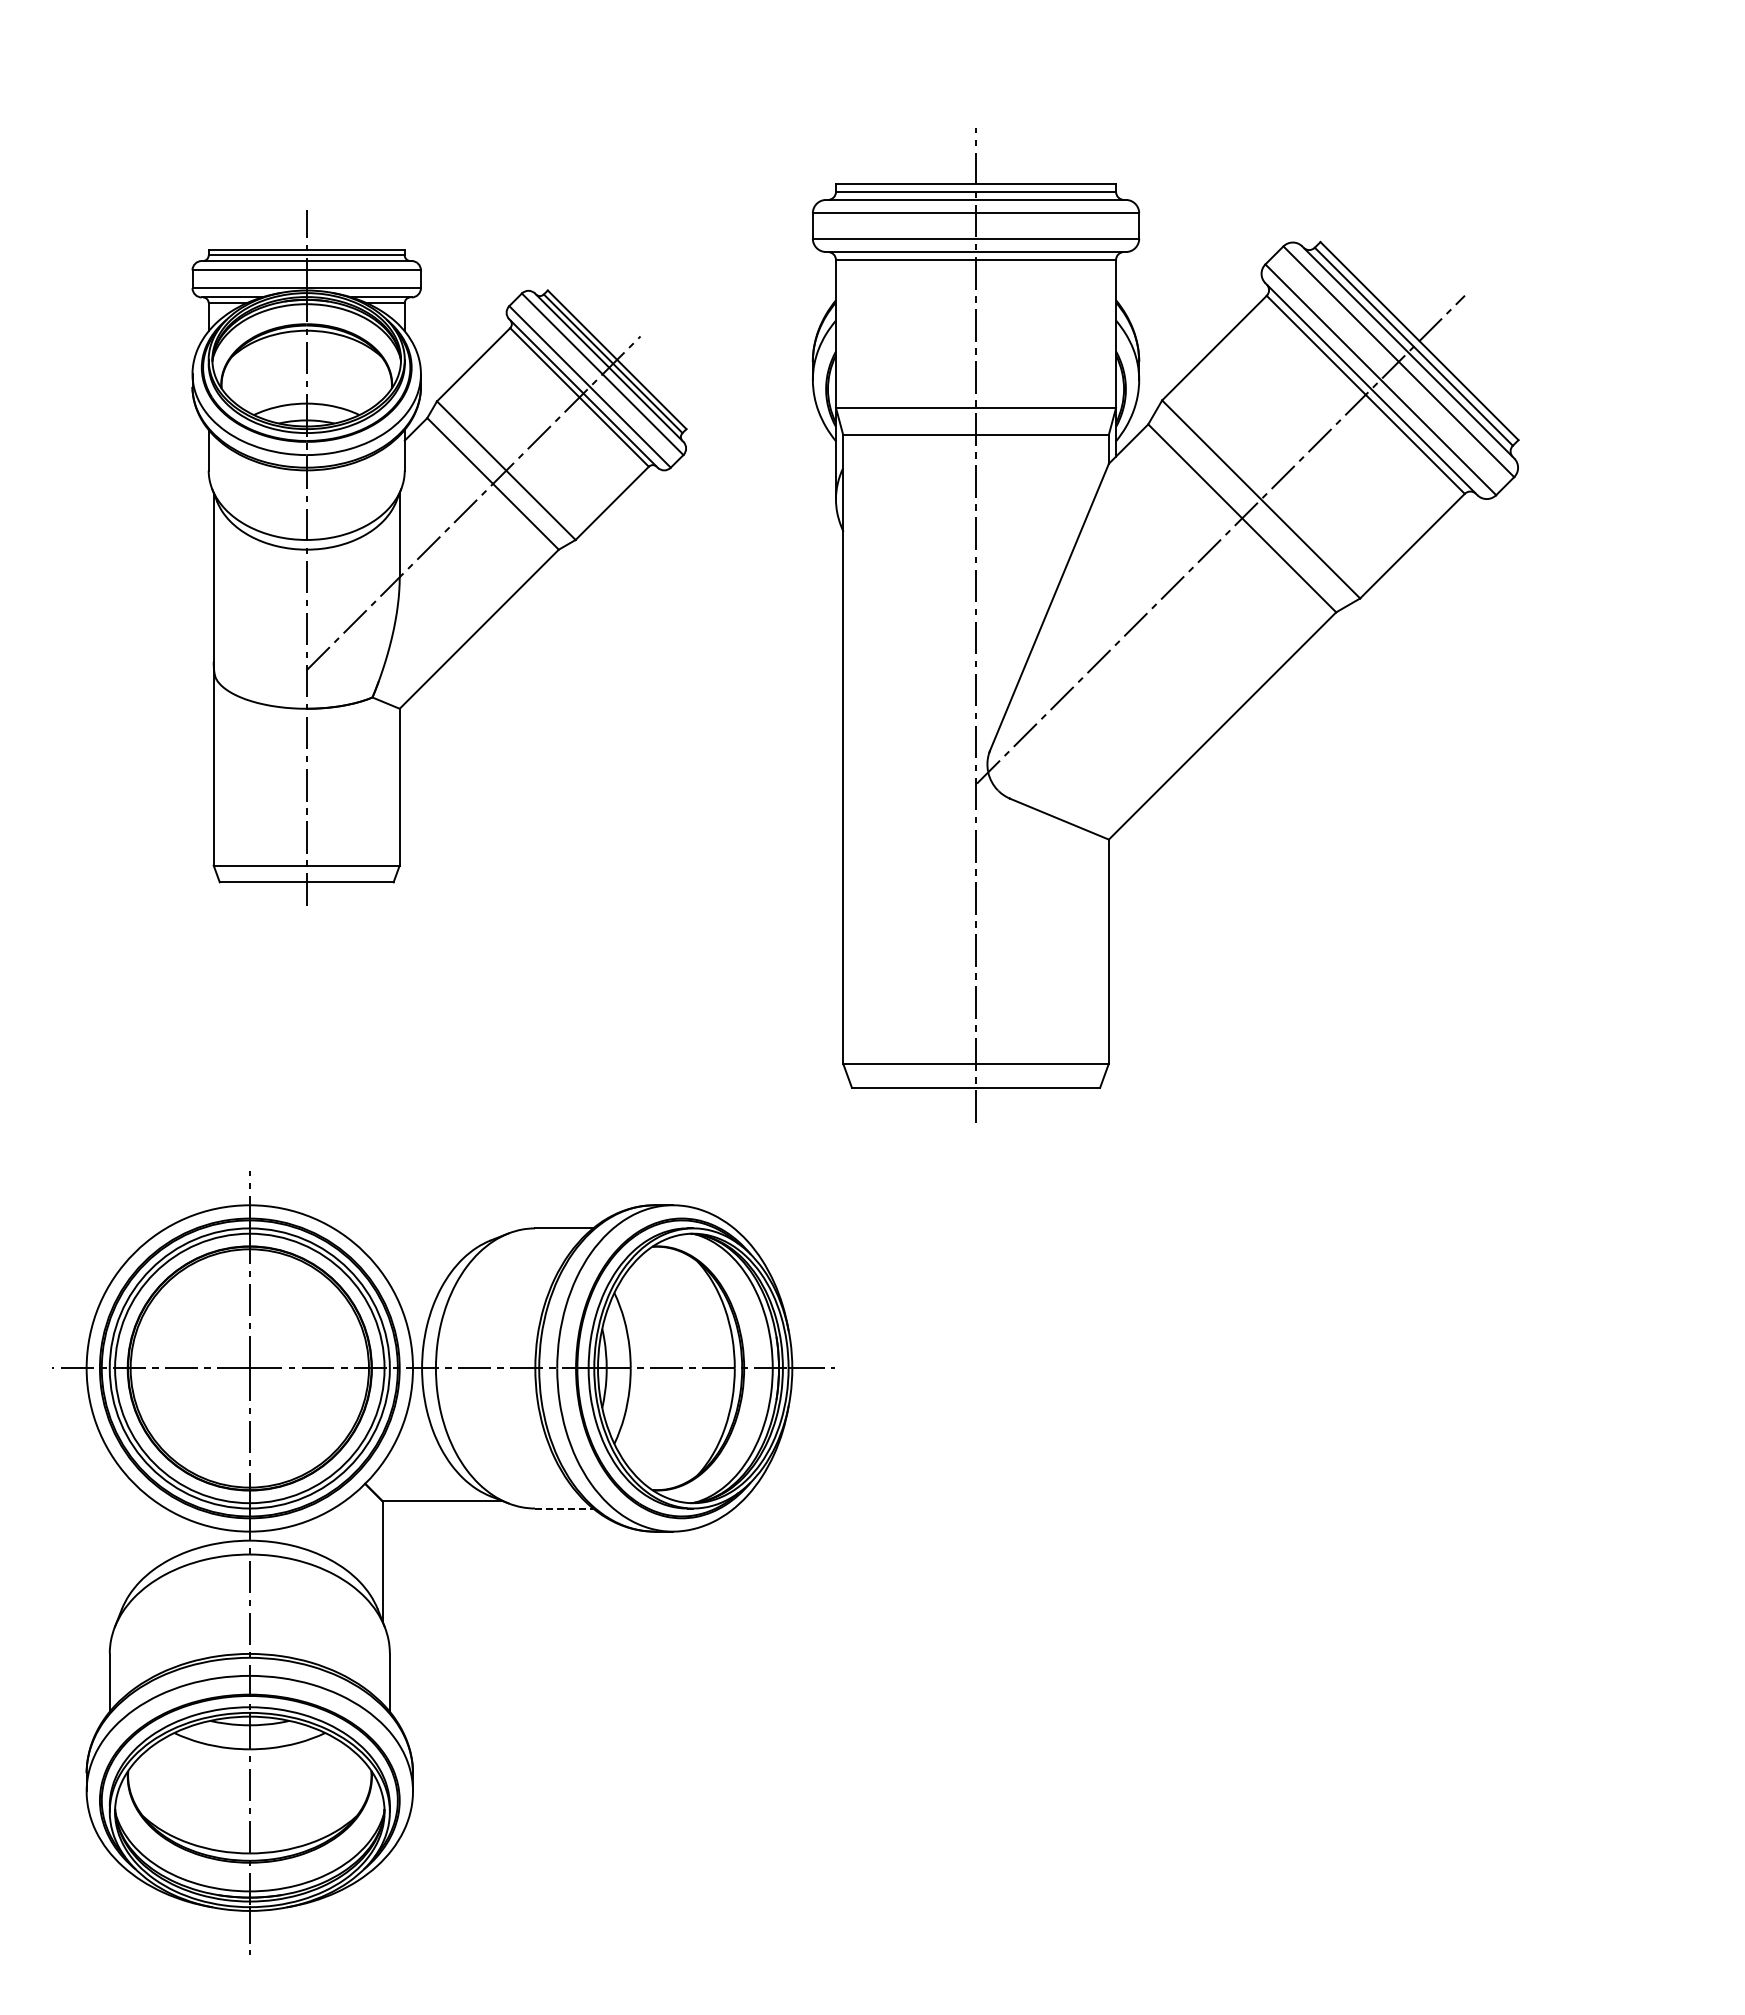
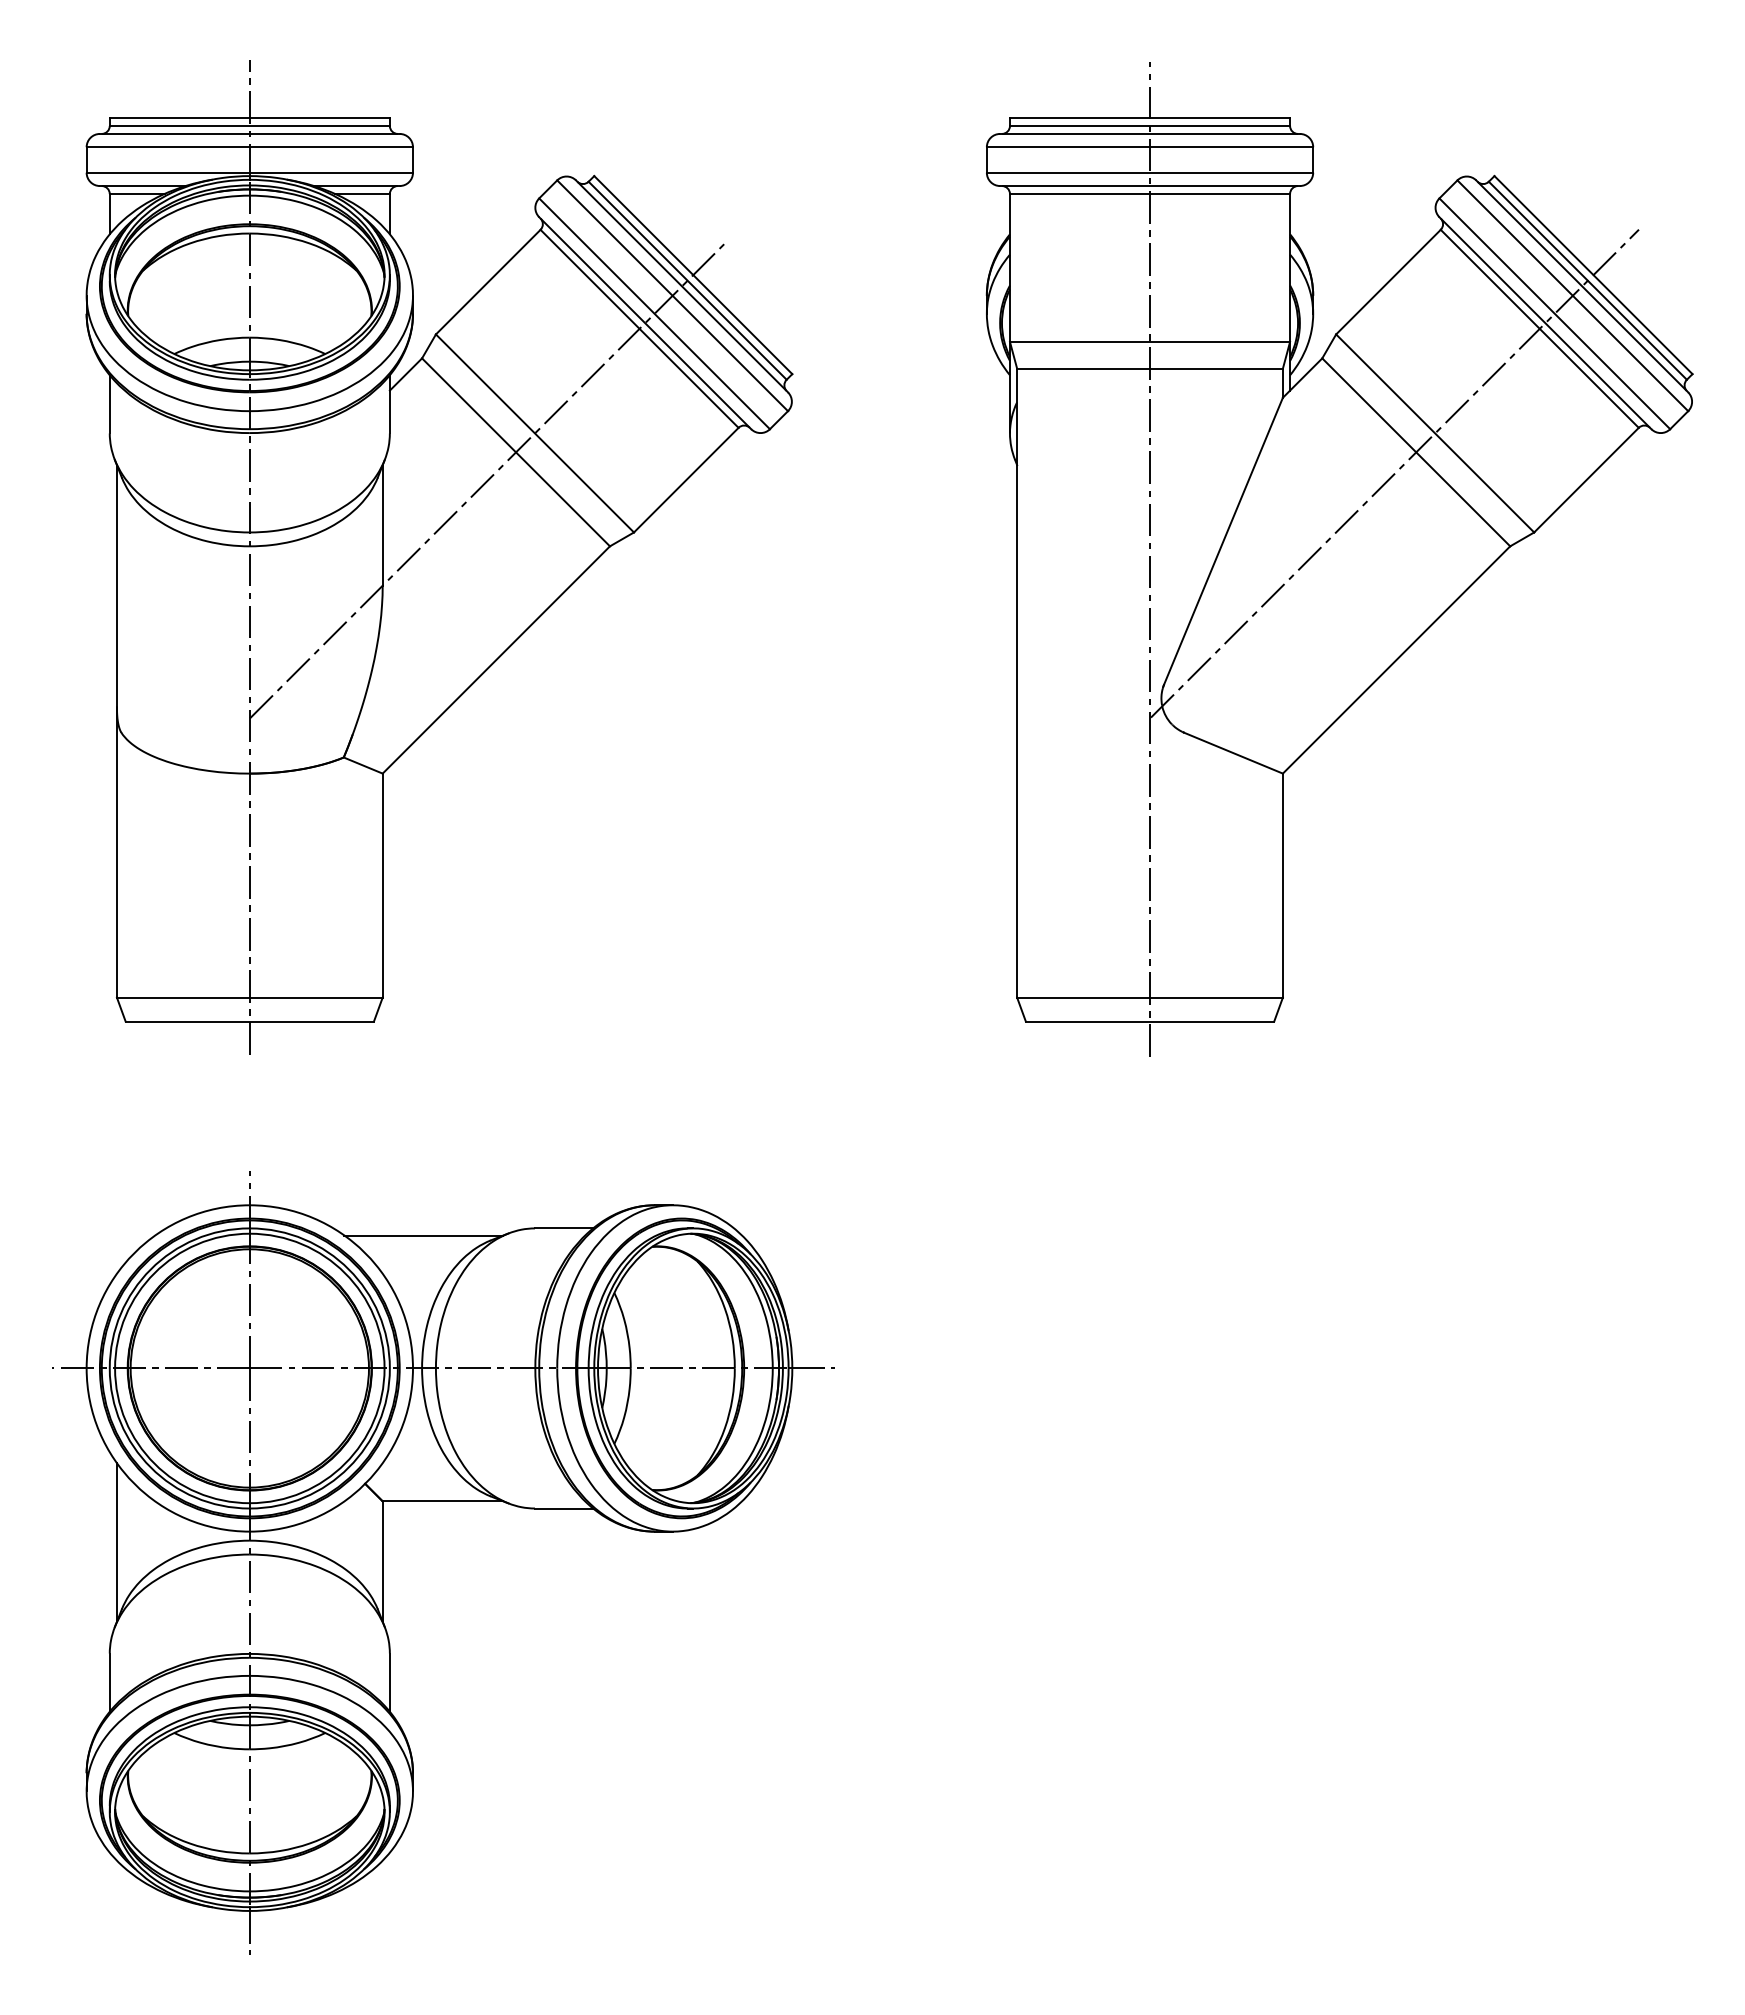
part size: 497x696 px -> 709x995 px (439, 557)
part position: (1165, 625) -> (1339, 559) (1339, 559)
line: none -> present (423, 1235)
line: dashed -> solid (564, 1508)
line: none -> present (116, 1542)
